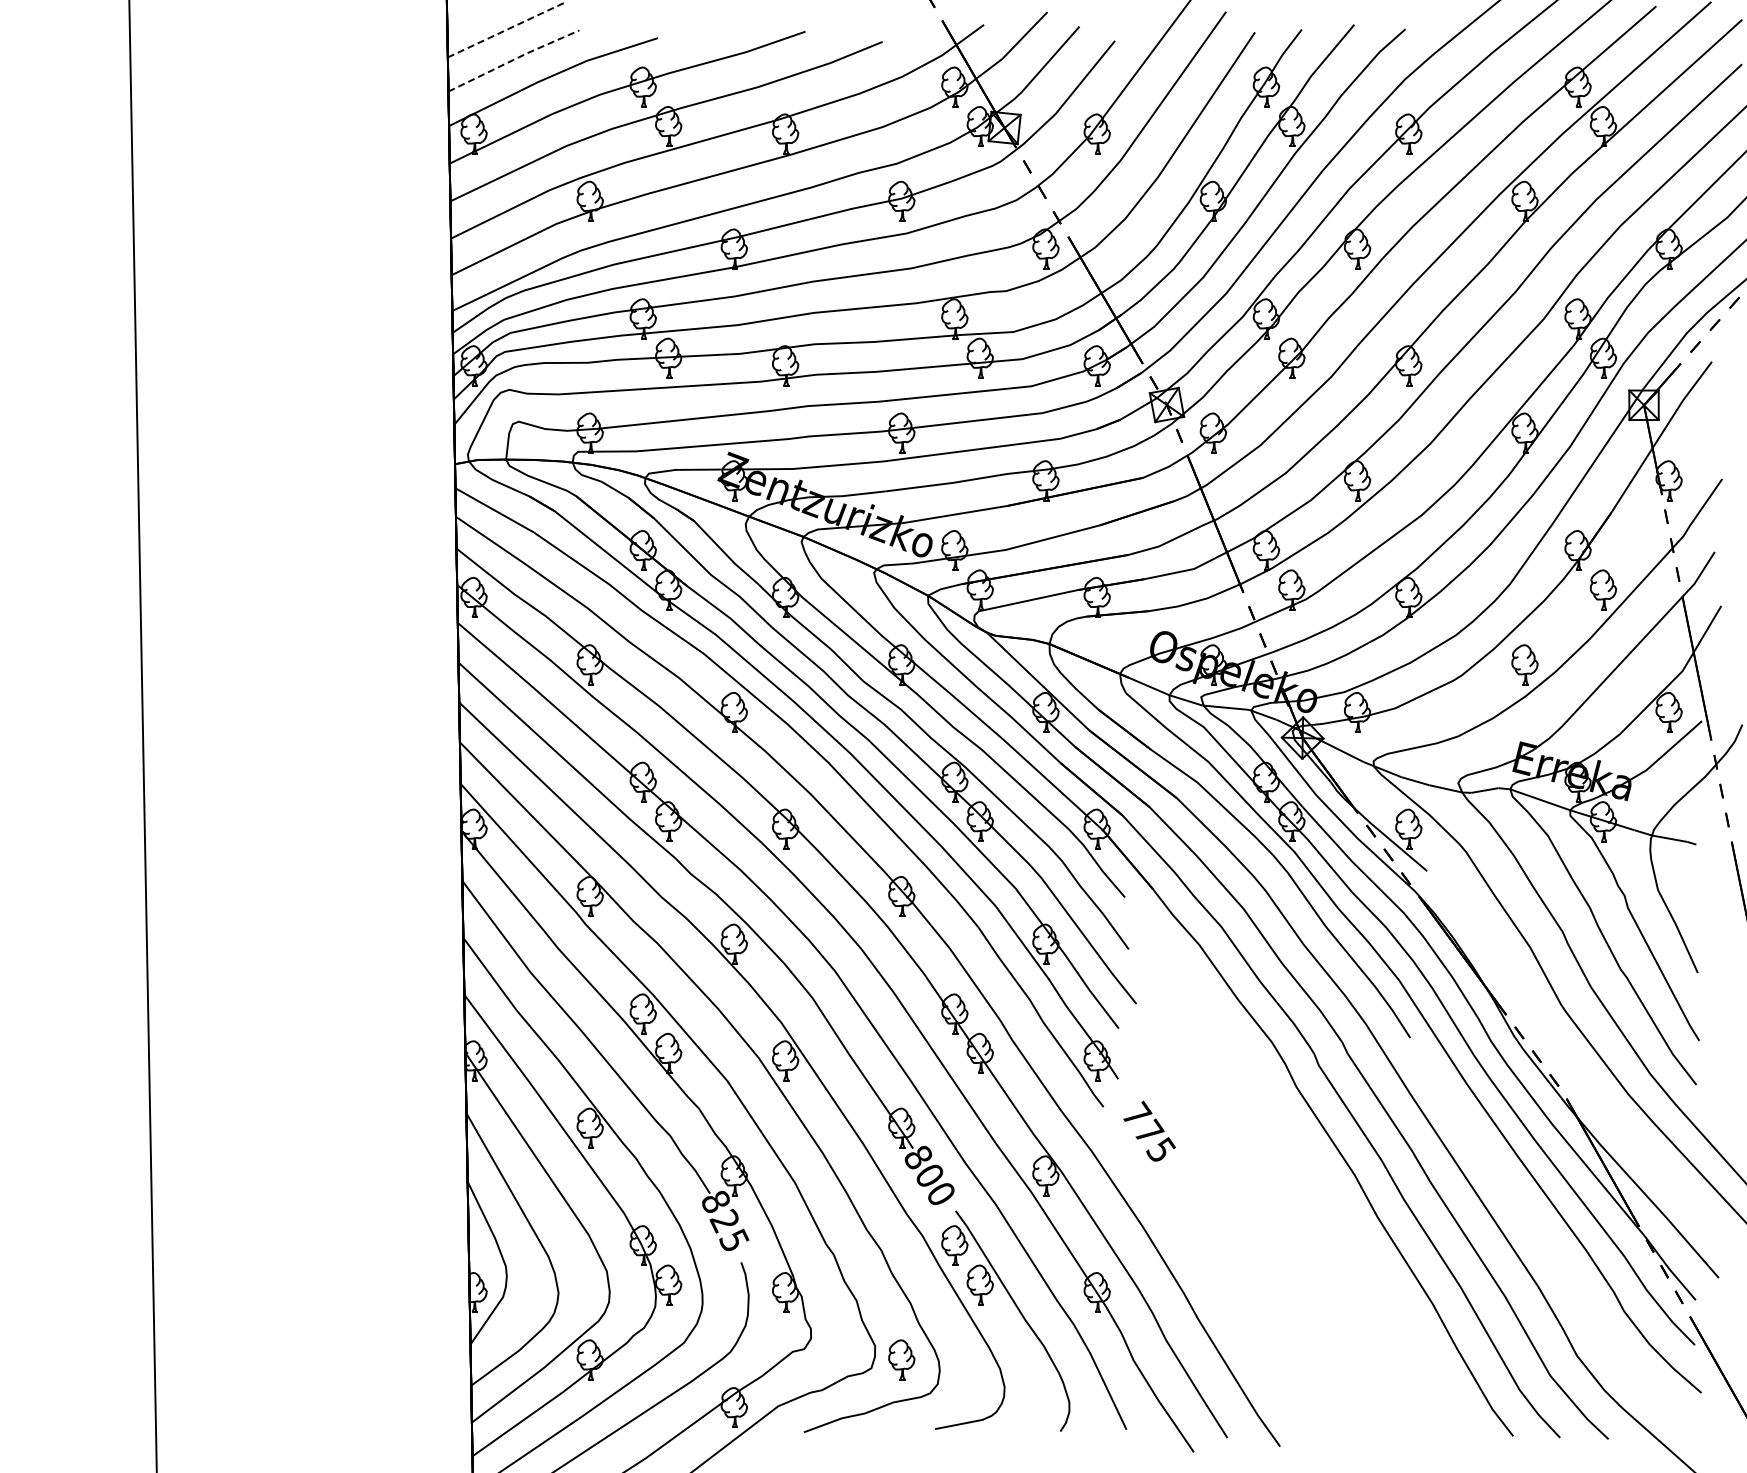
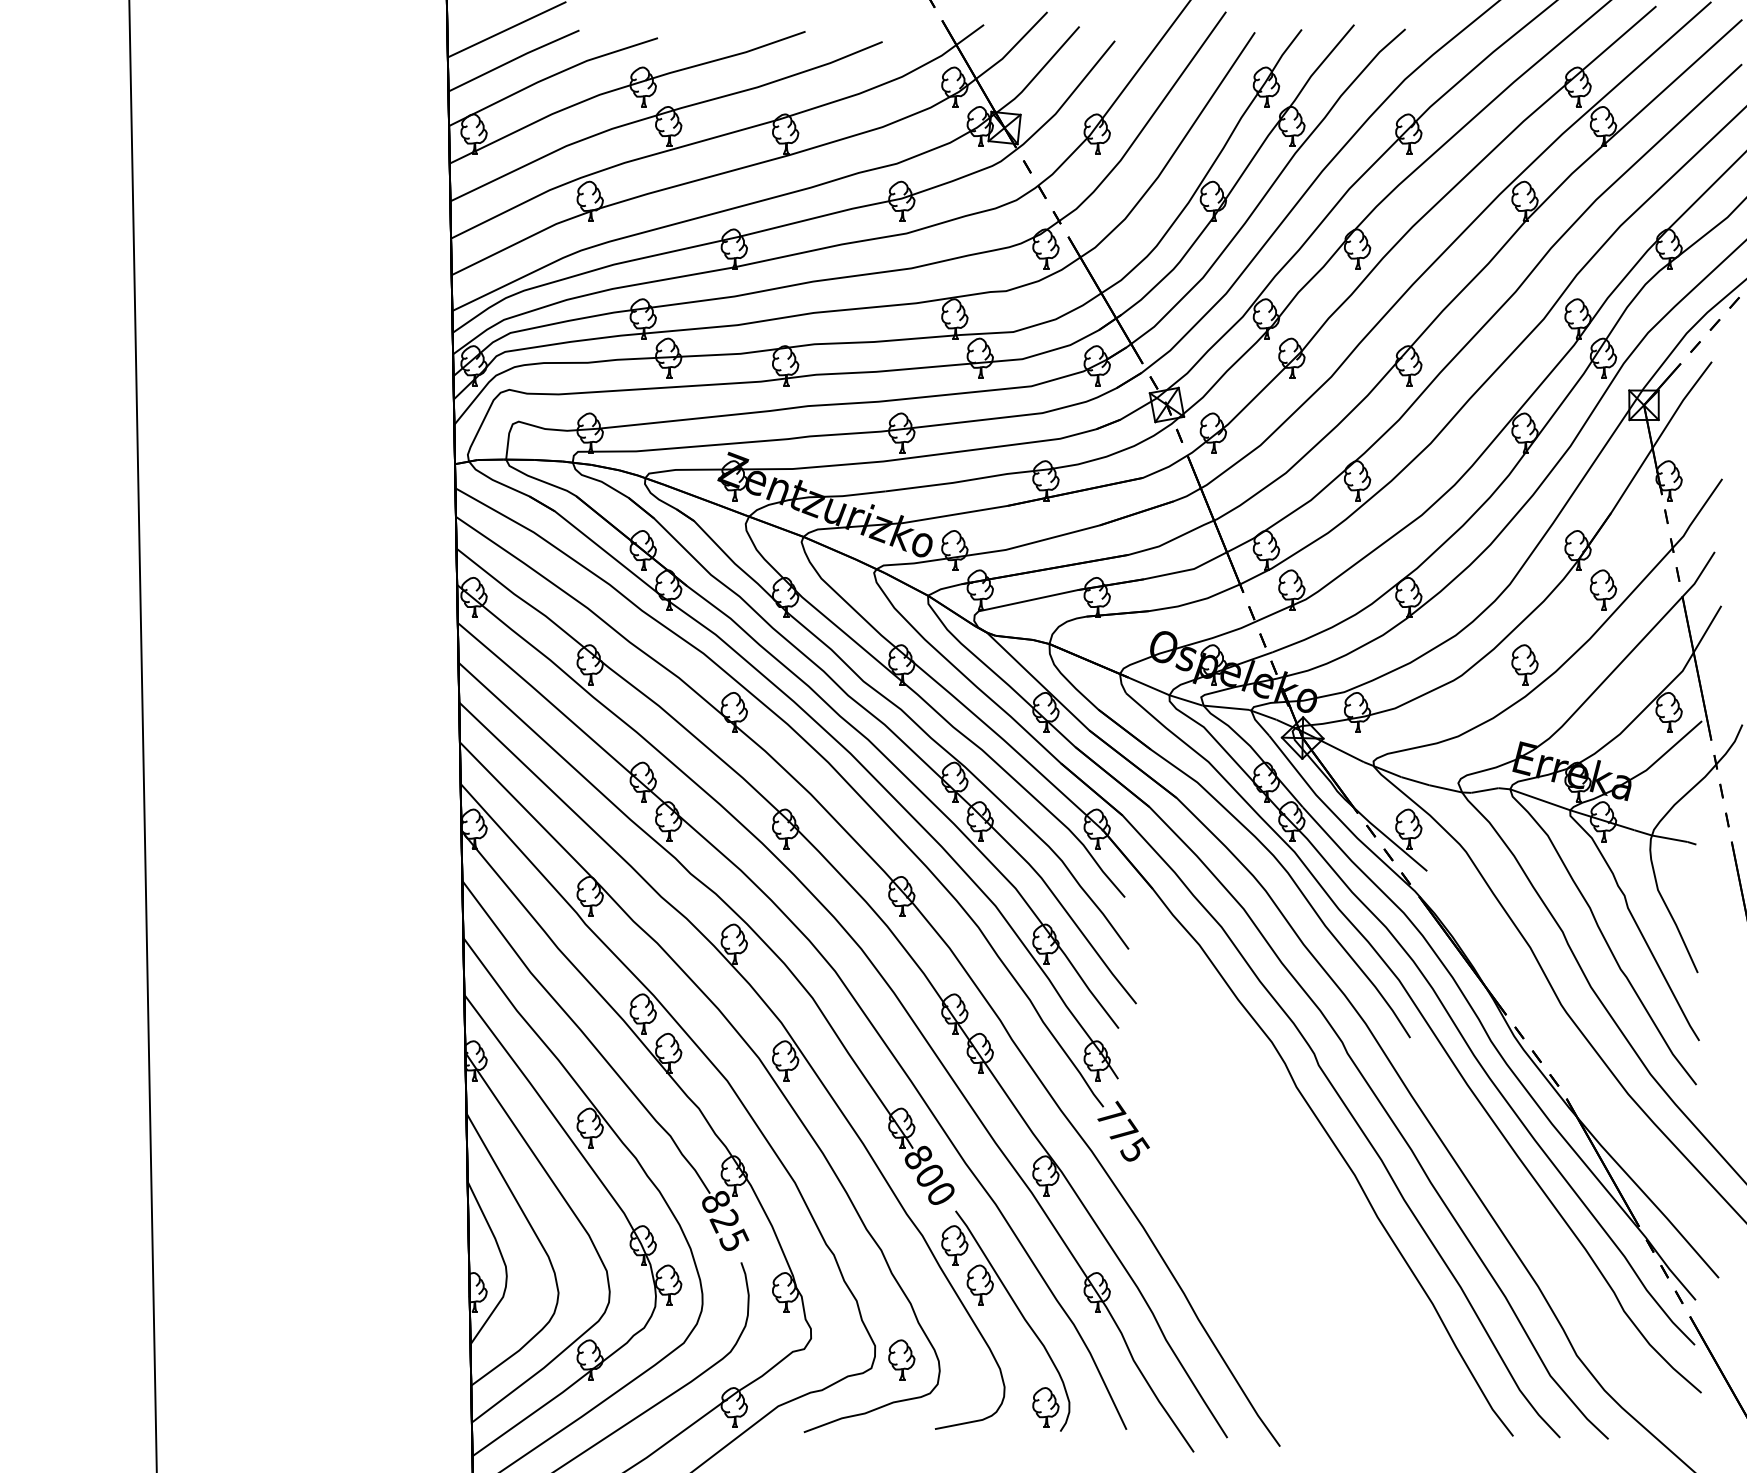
line: dashed -> solid (507, 29)
line: dashed -> solid (513, 59)
text position: (1149, 1130) -> (1123, 1130) (1123, 1130)
part: none -> present (1045, 1407)
